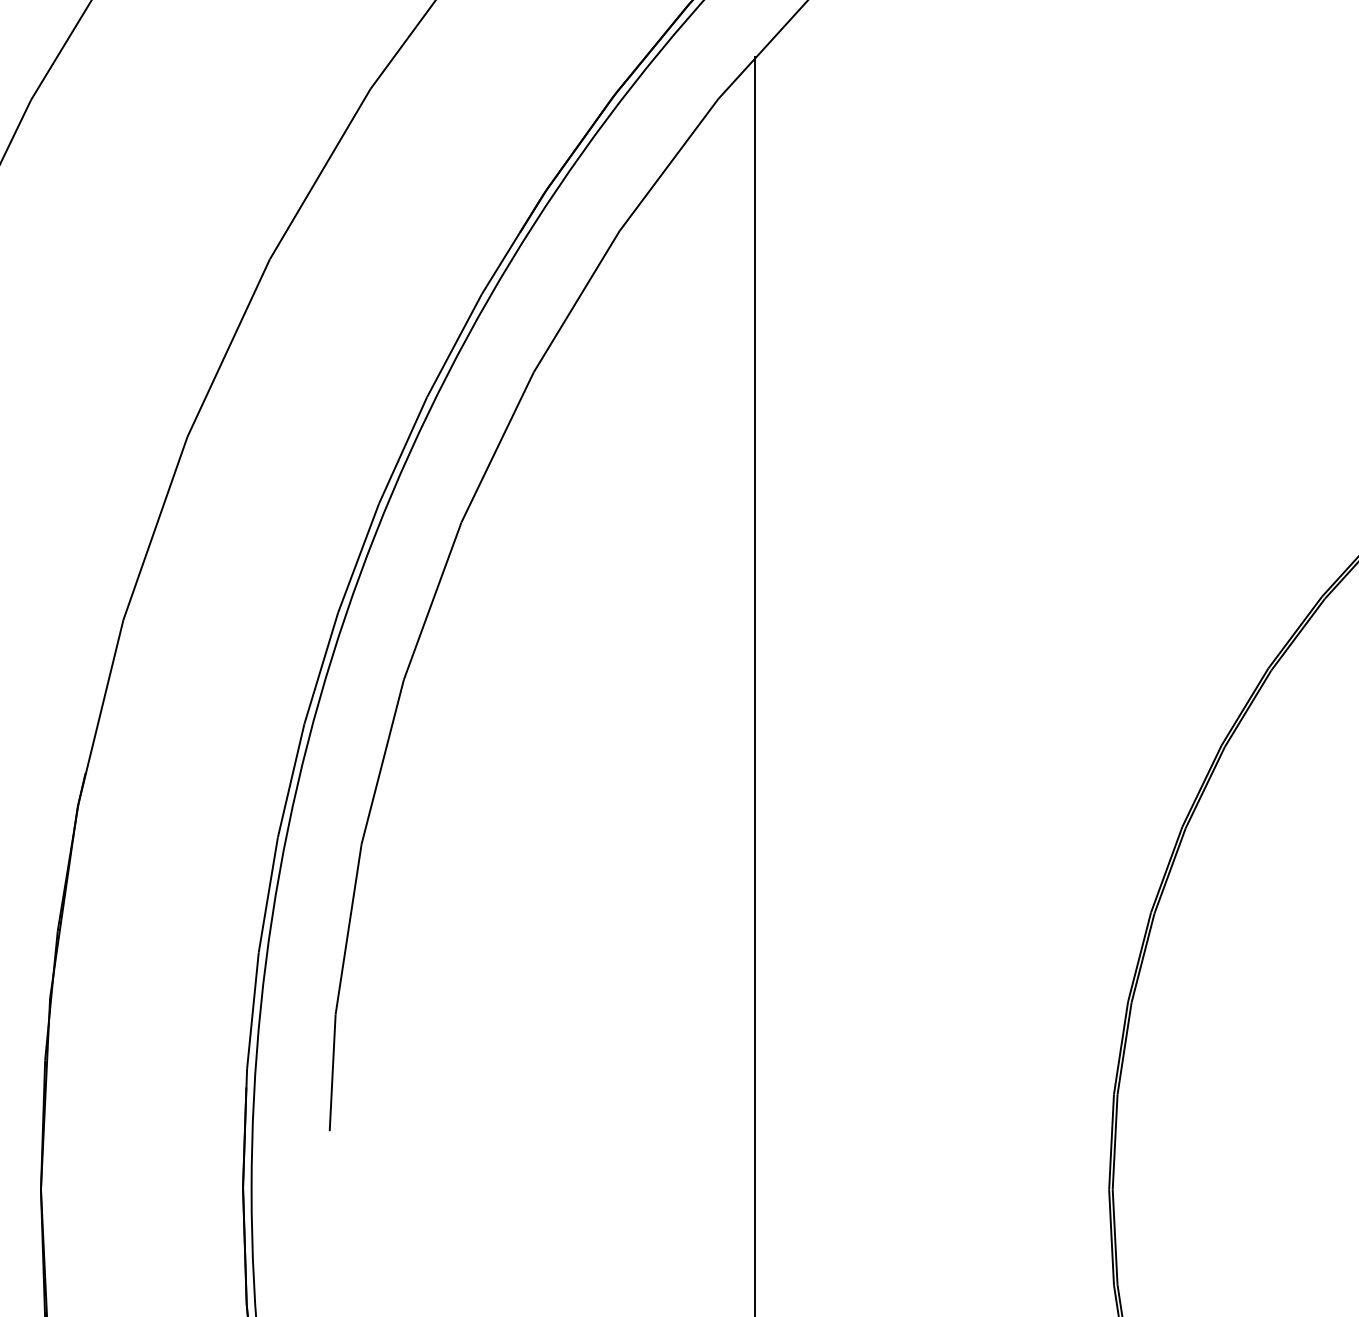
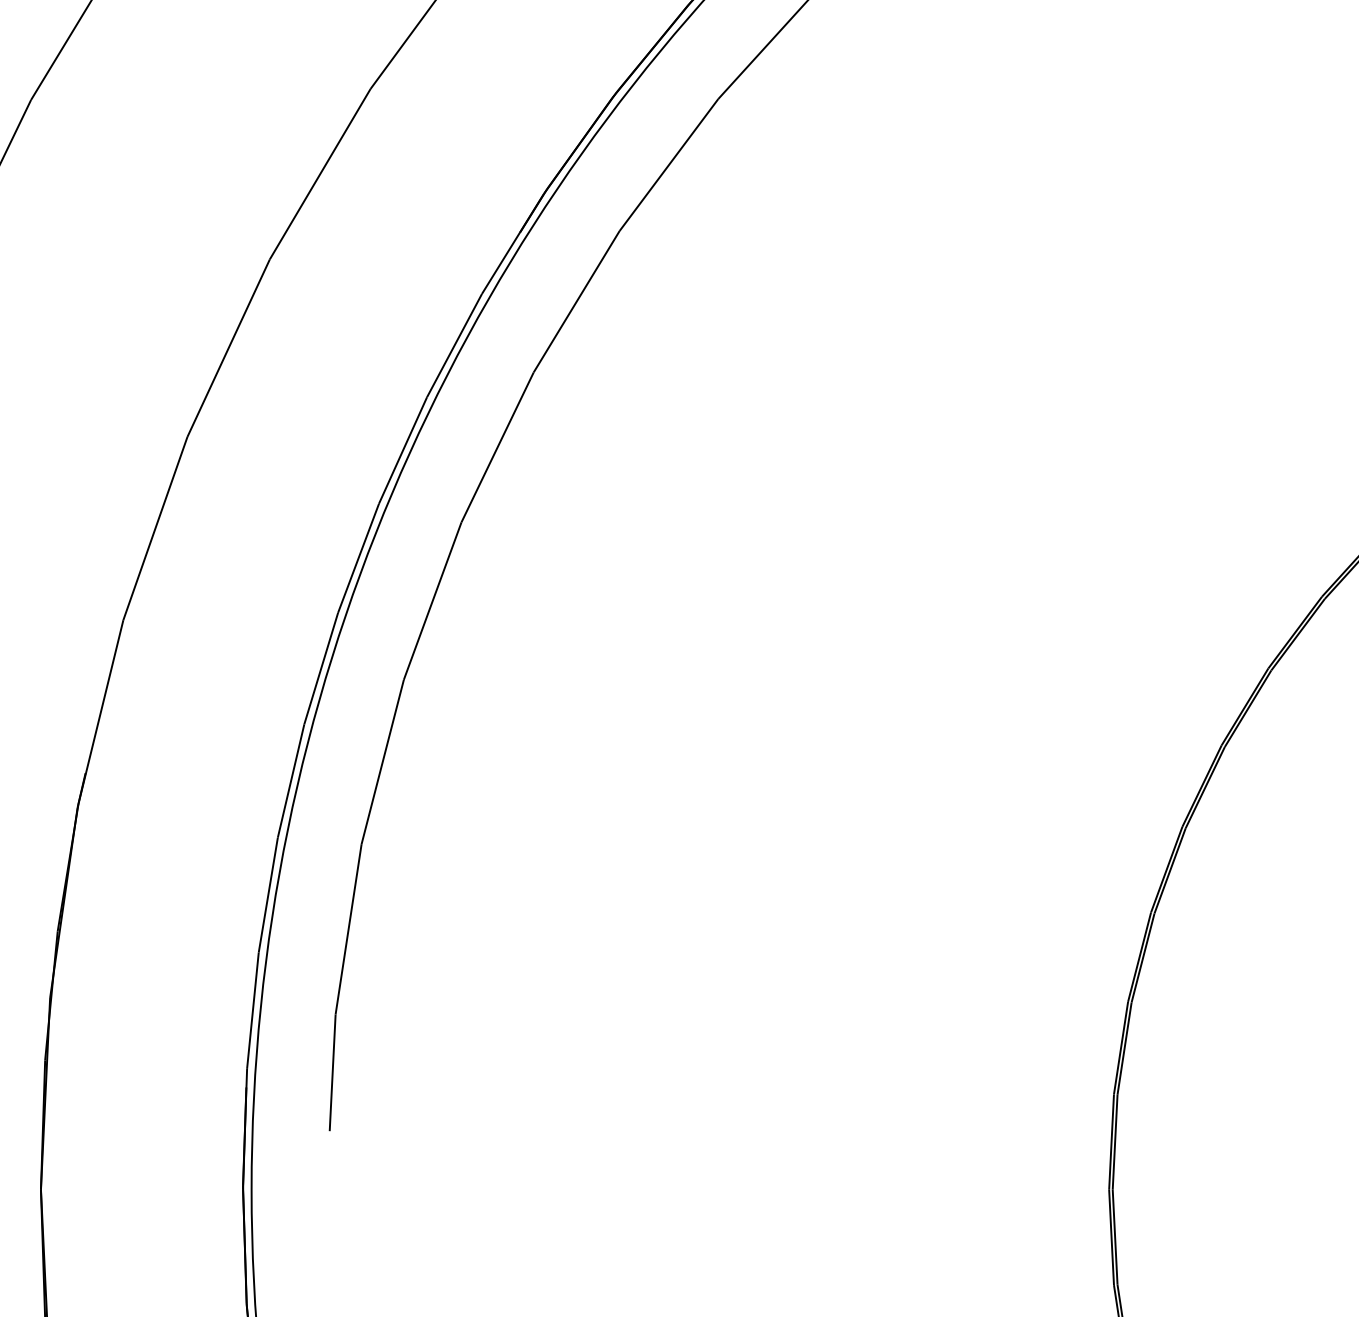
line: present -> none (755, 684)
